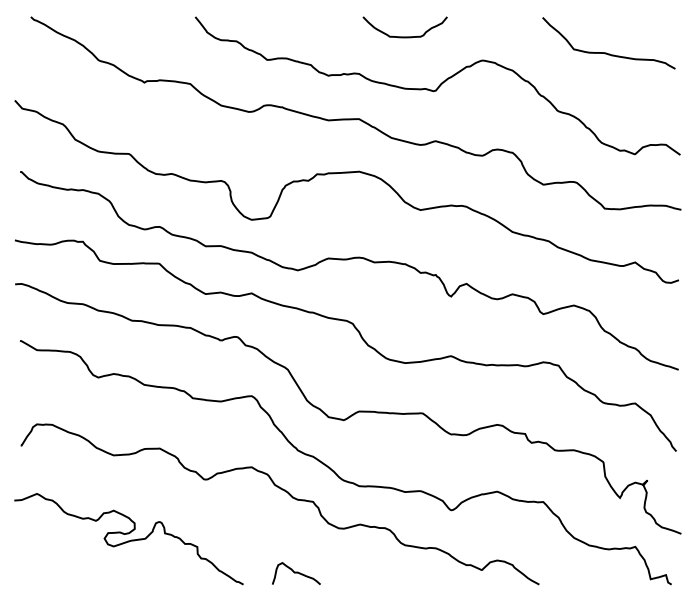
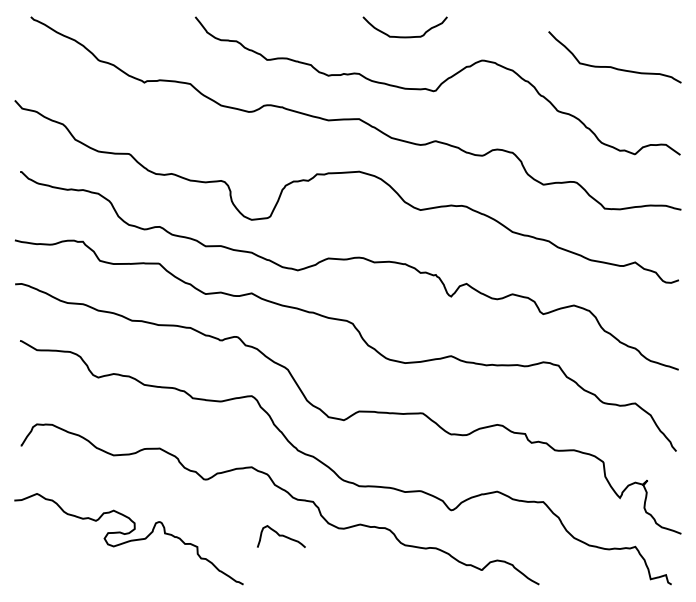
curve position: (606, 52) -> (612, 66) (612, 66)
curve position: (296, 573) -> (281, 536) (281, 536)
